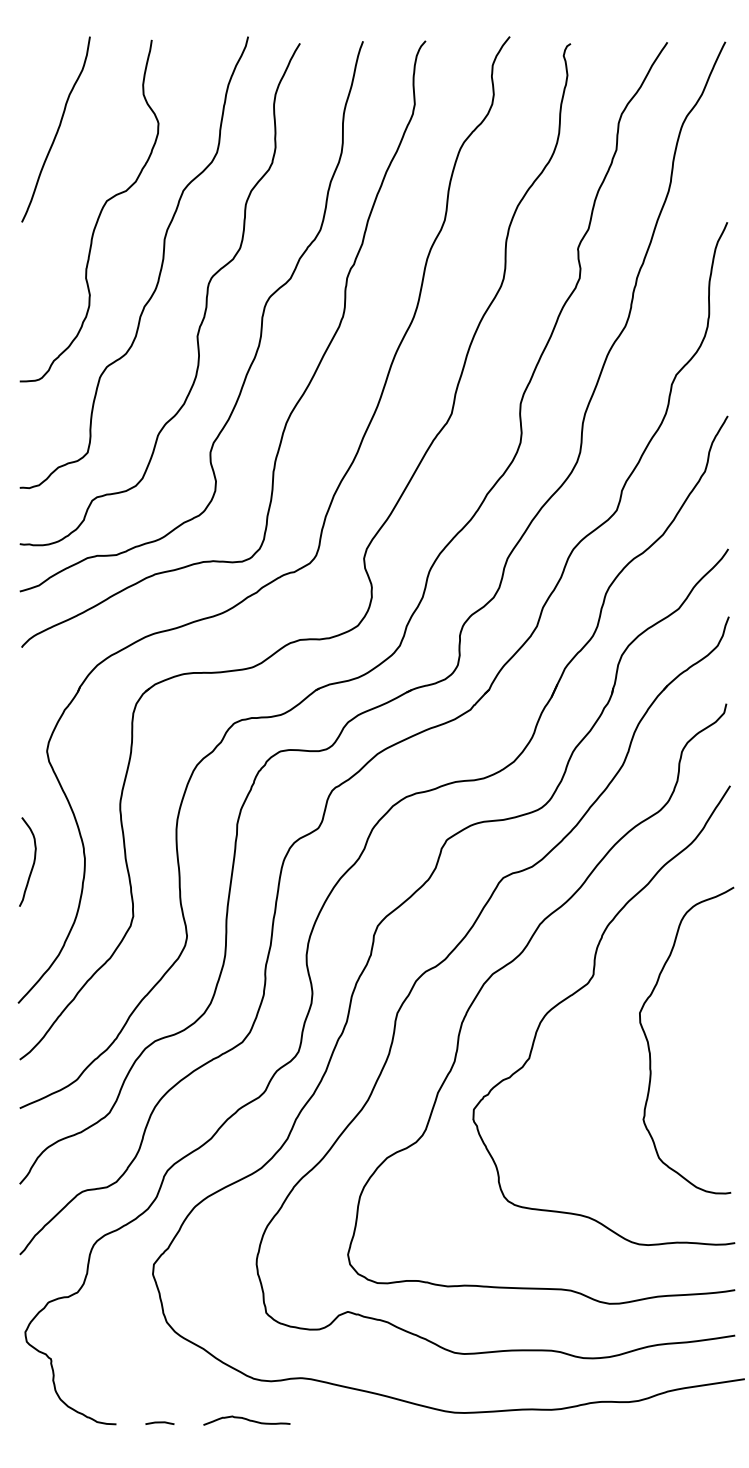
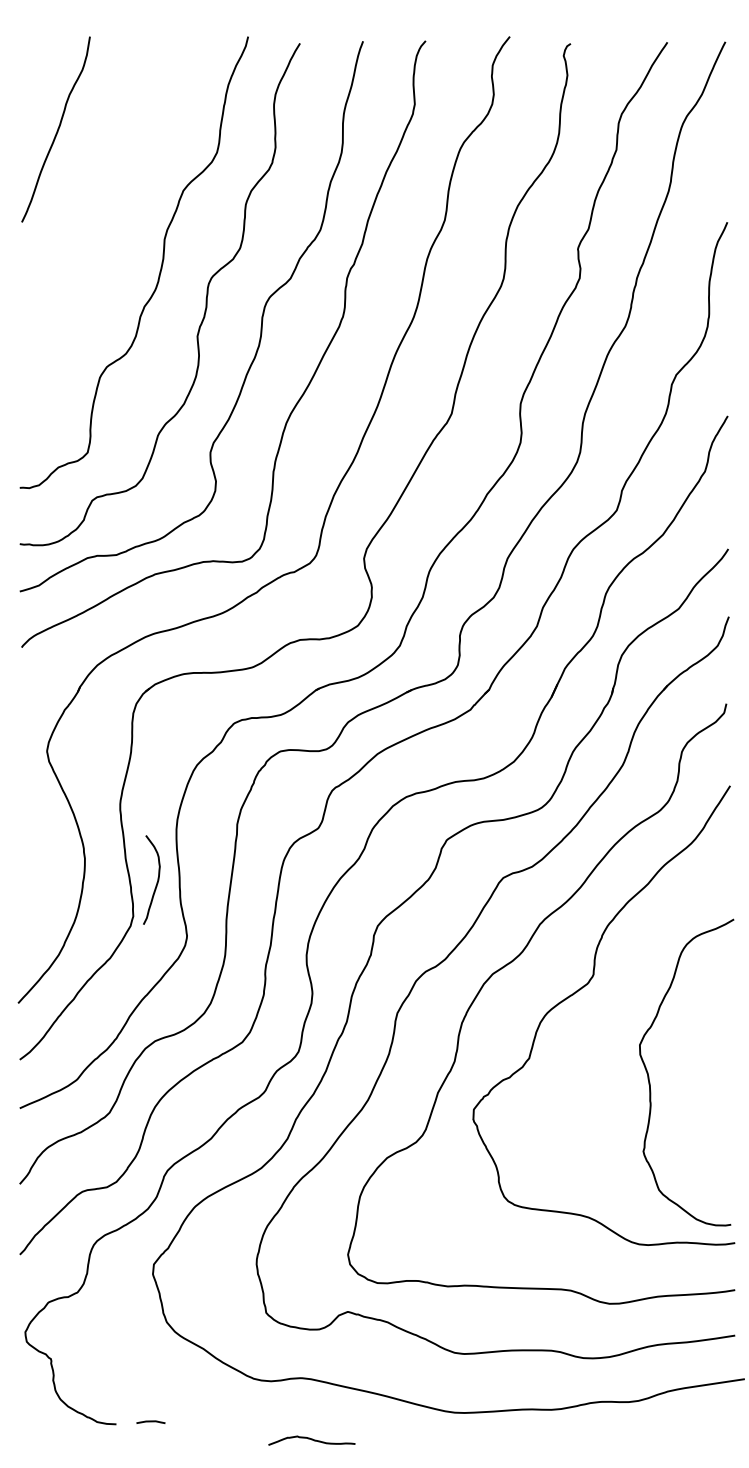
curve: present -> none (99, 212)
curve position: (32, 864) -> (156, 882) (156, 882)
curve position: (649, 1044) -> (649, 1076) (649, 1076)
curve position: (246, 1420) -> (311, 1440) (311, 1440)
line position: (159, 1422) -> (150, 1421) (150, 1421)
